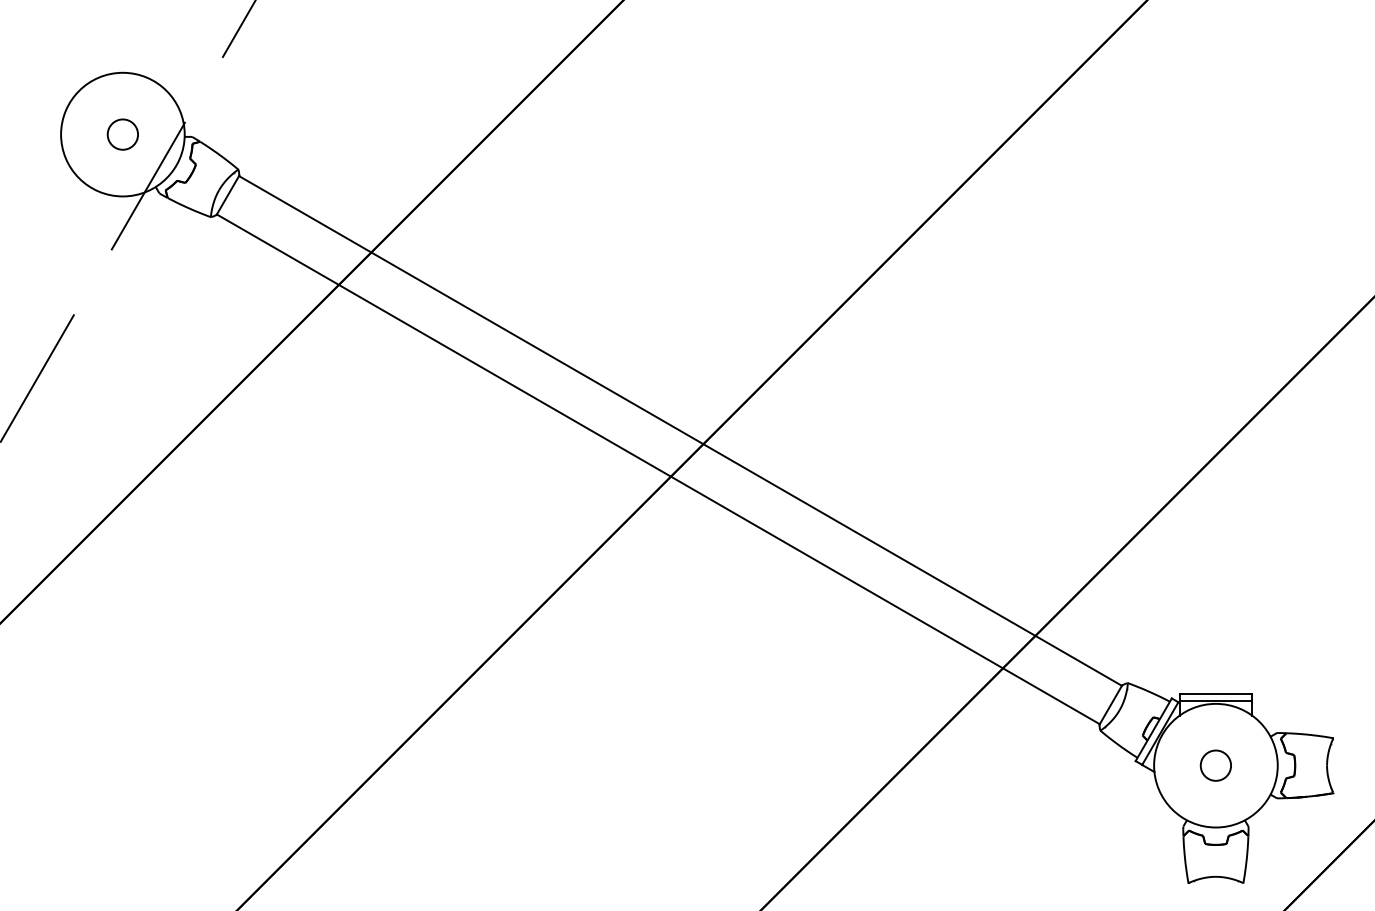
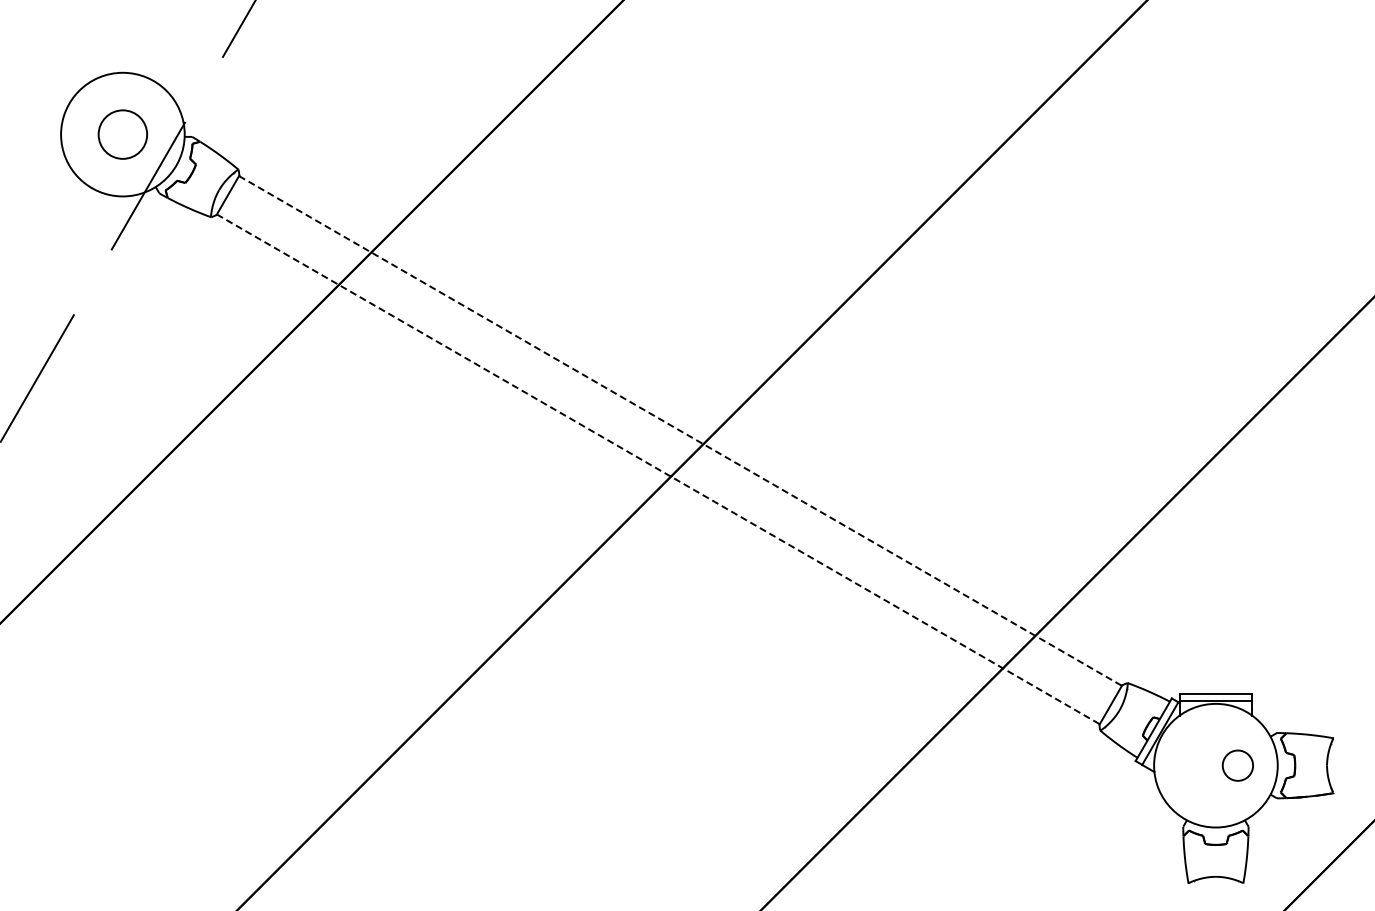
circle diameter: 30 px -> 49 px (122, 134)
line: solid -> dashed (680, 430)
line: solid -> dashed (658, 469)
circle position: (1215, 765) -> (1237, 765) (1237, 765)
